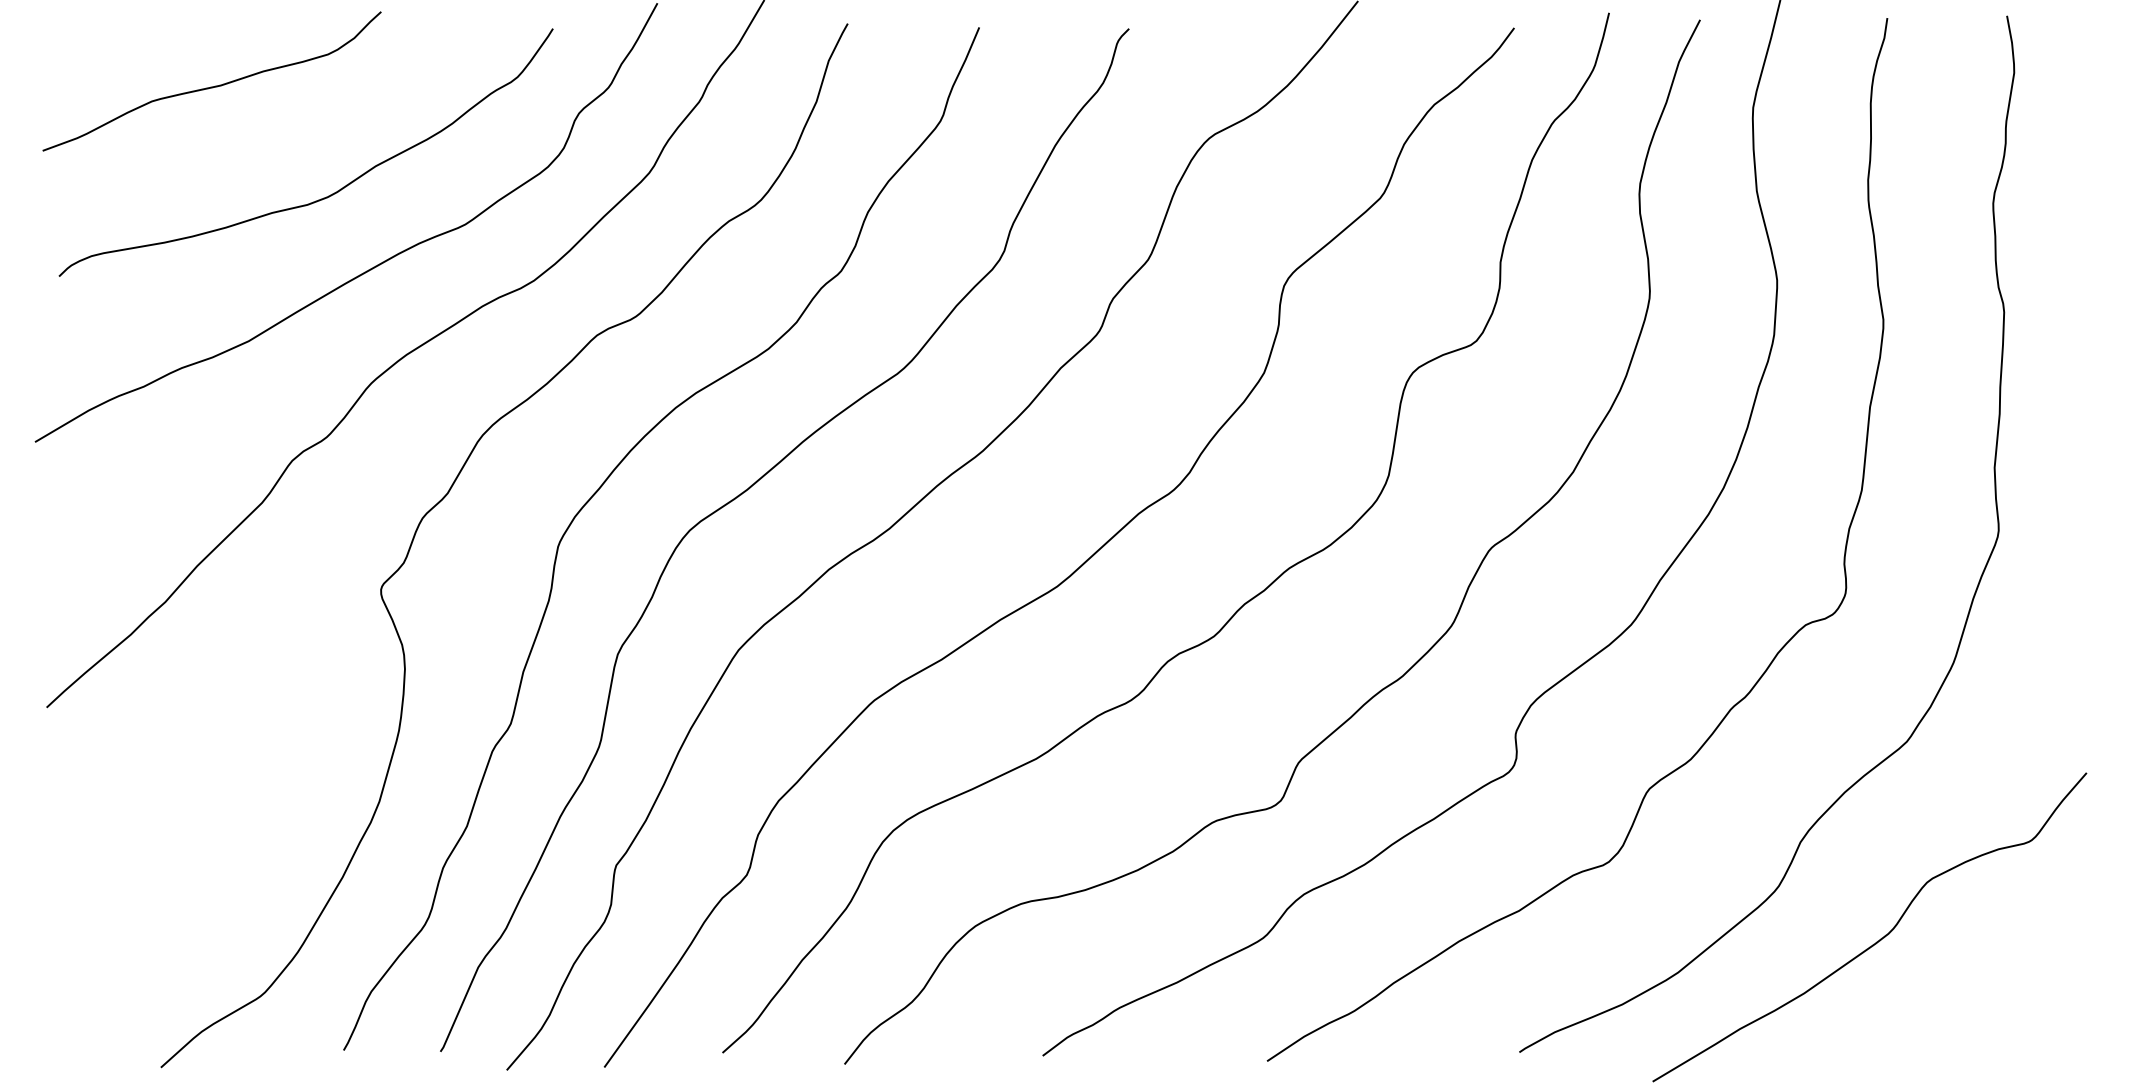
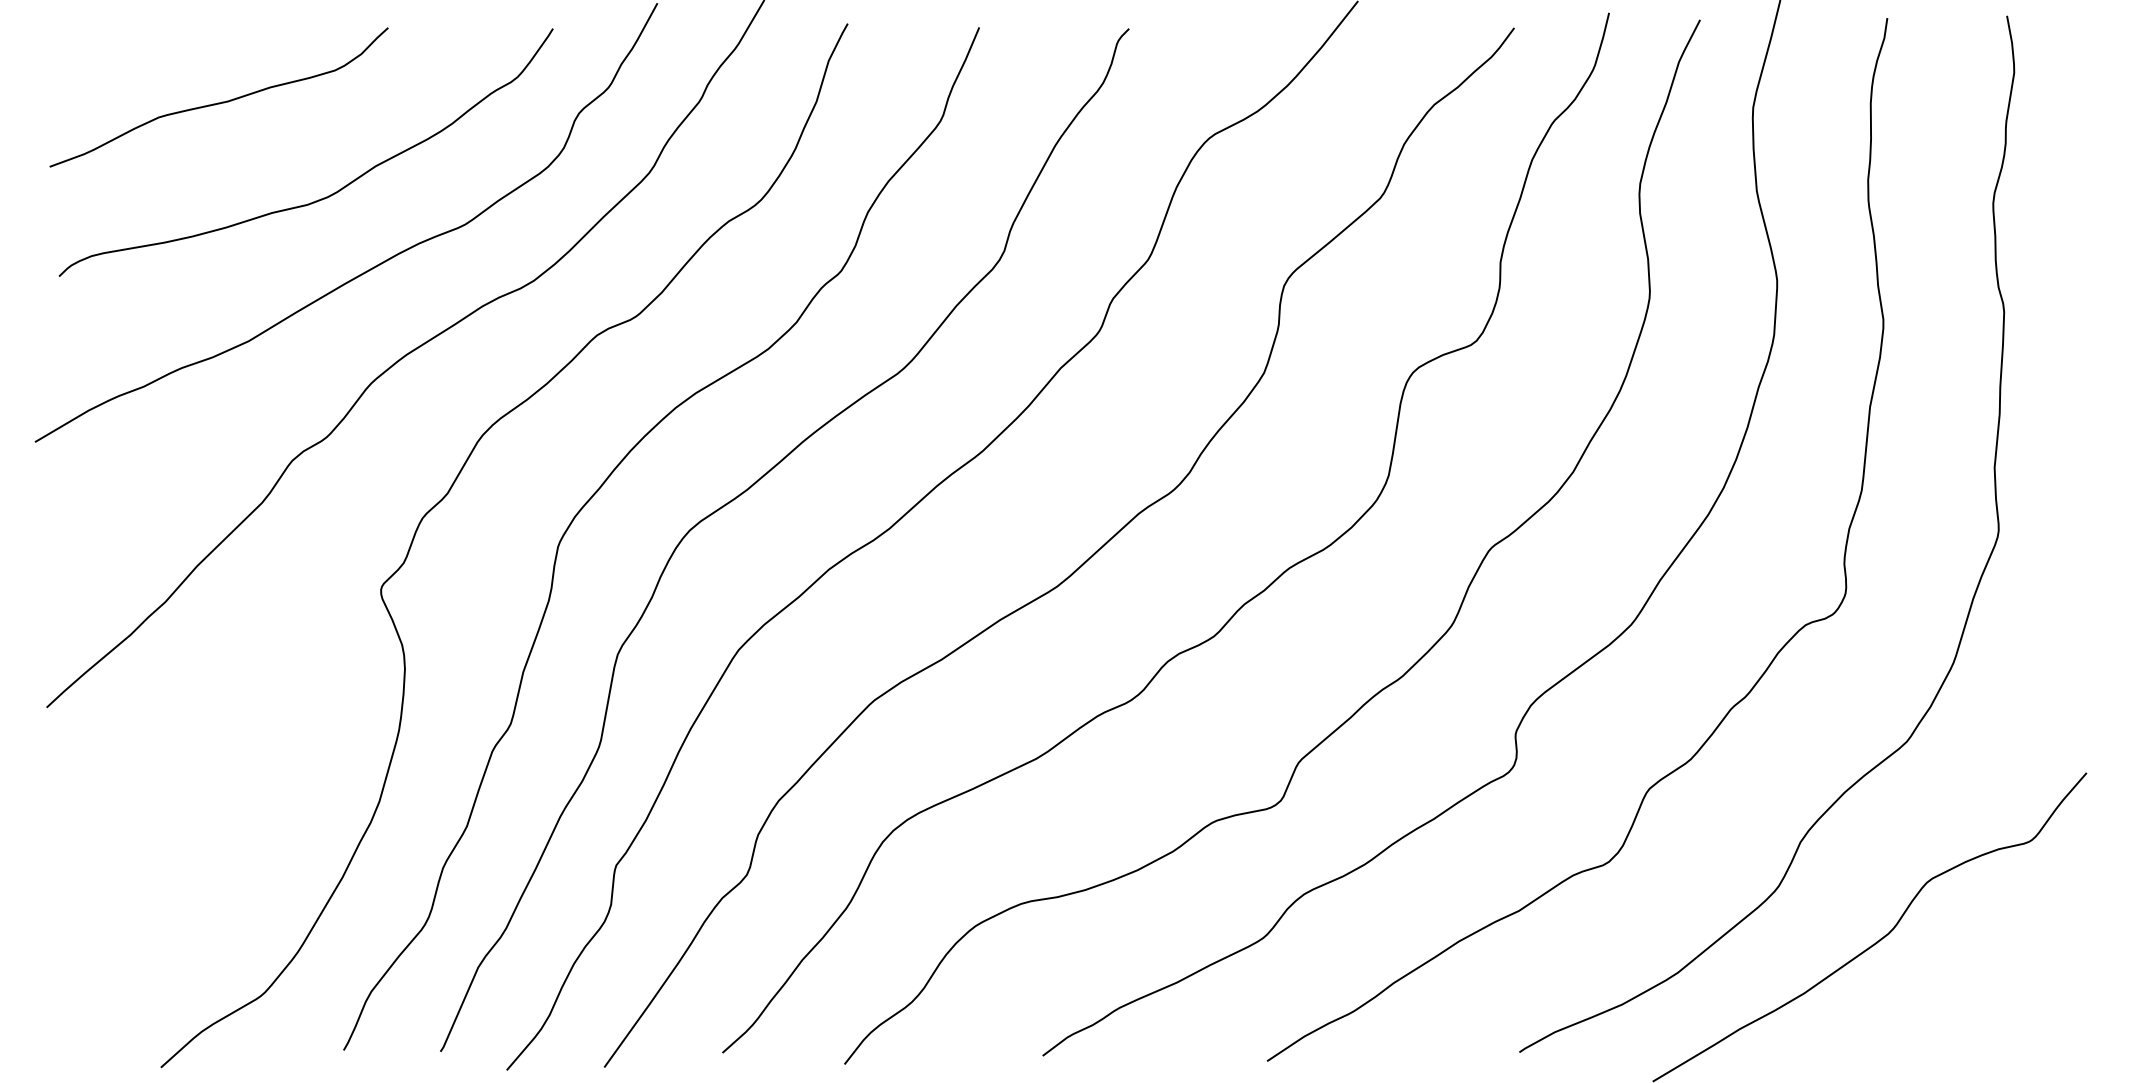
curve position: (211, 86) -> (218, 102) (218, 102)
